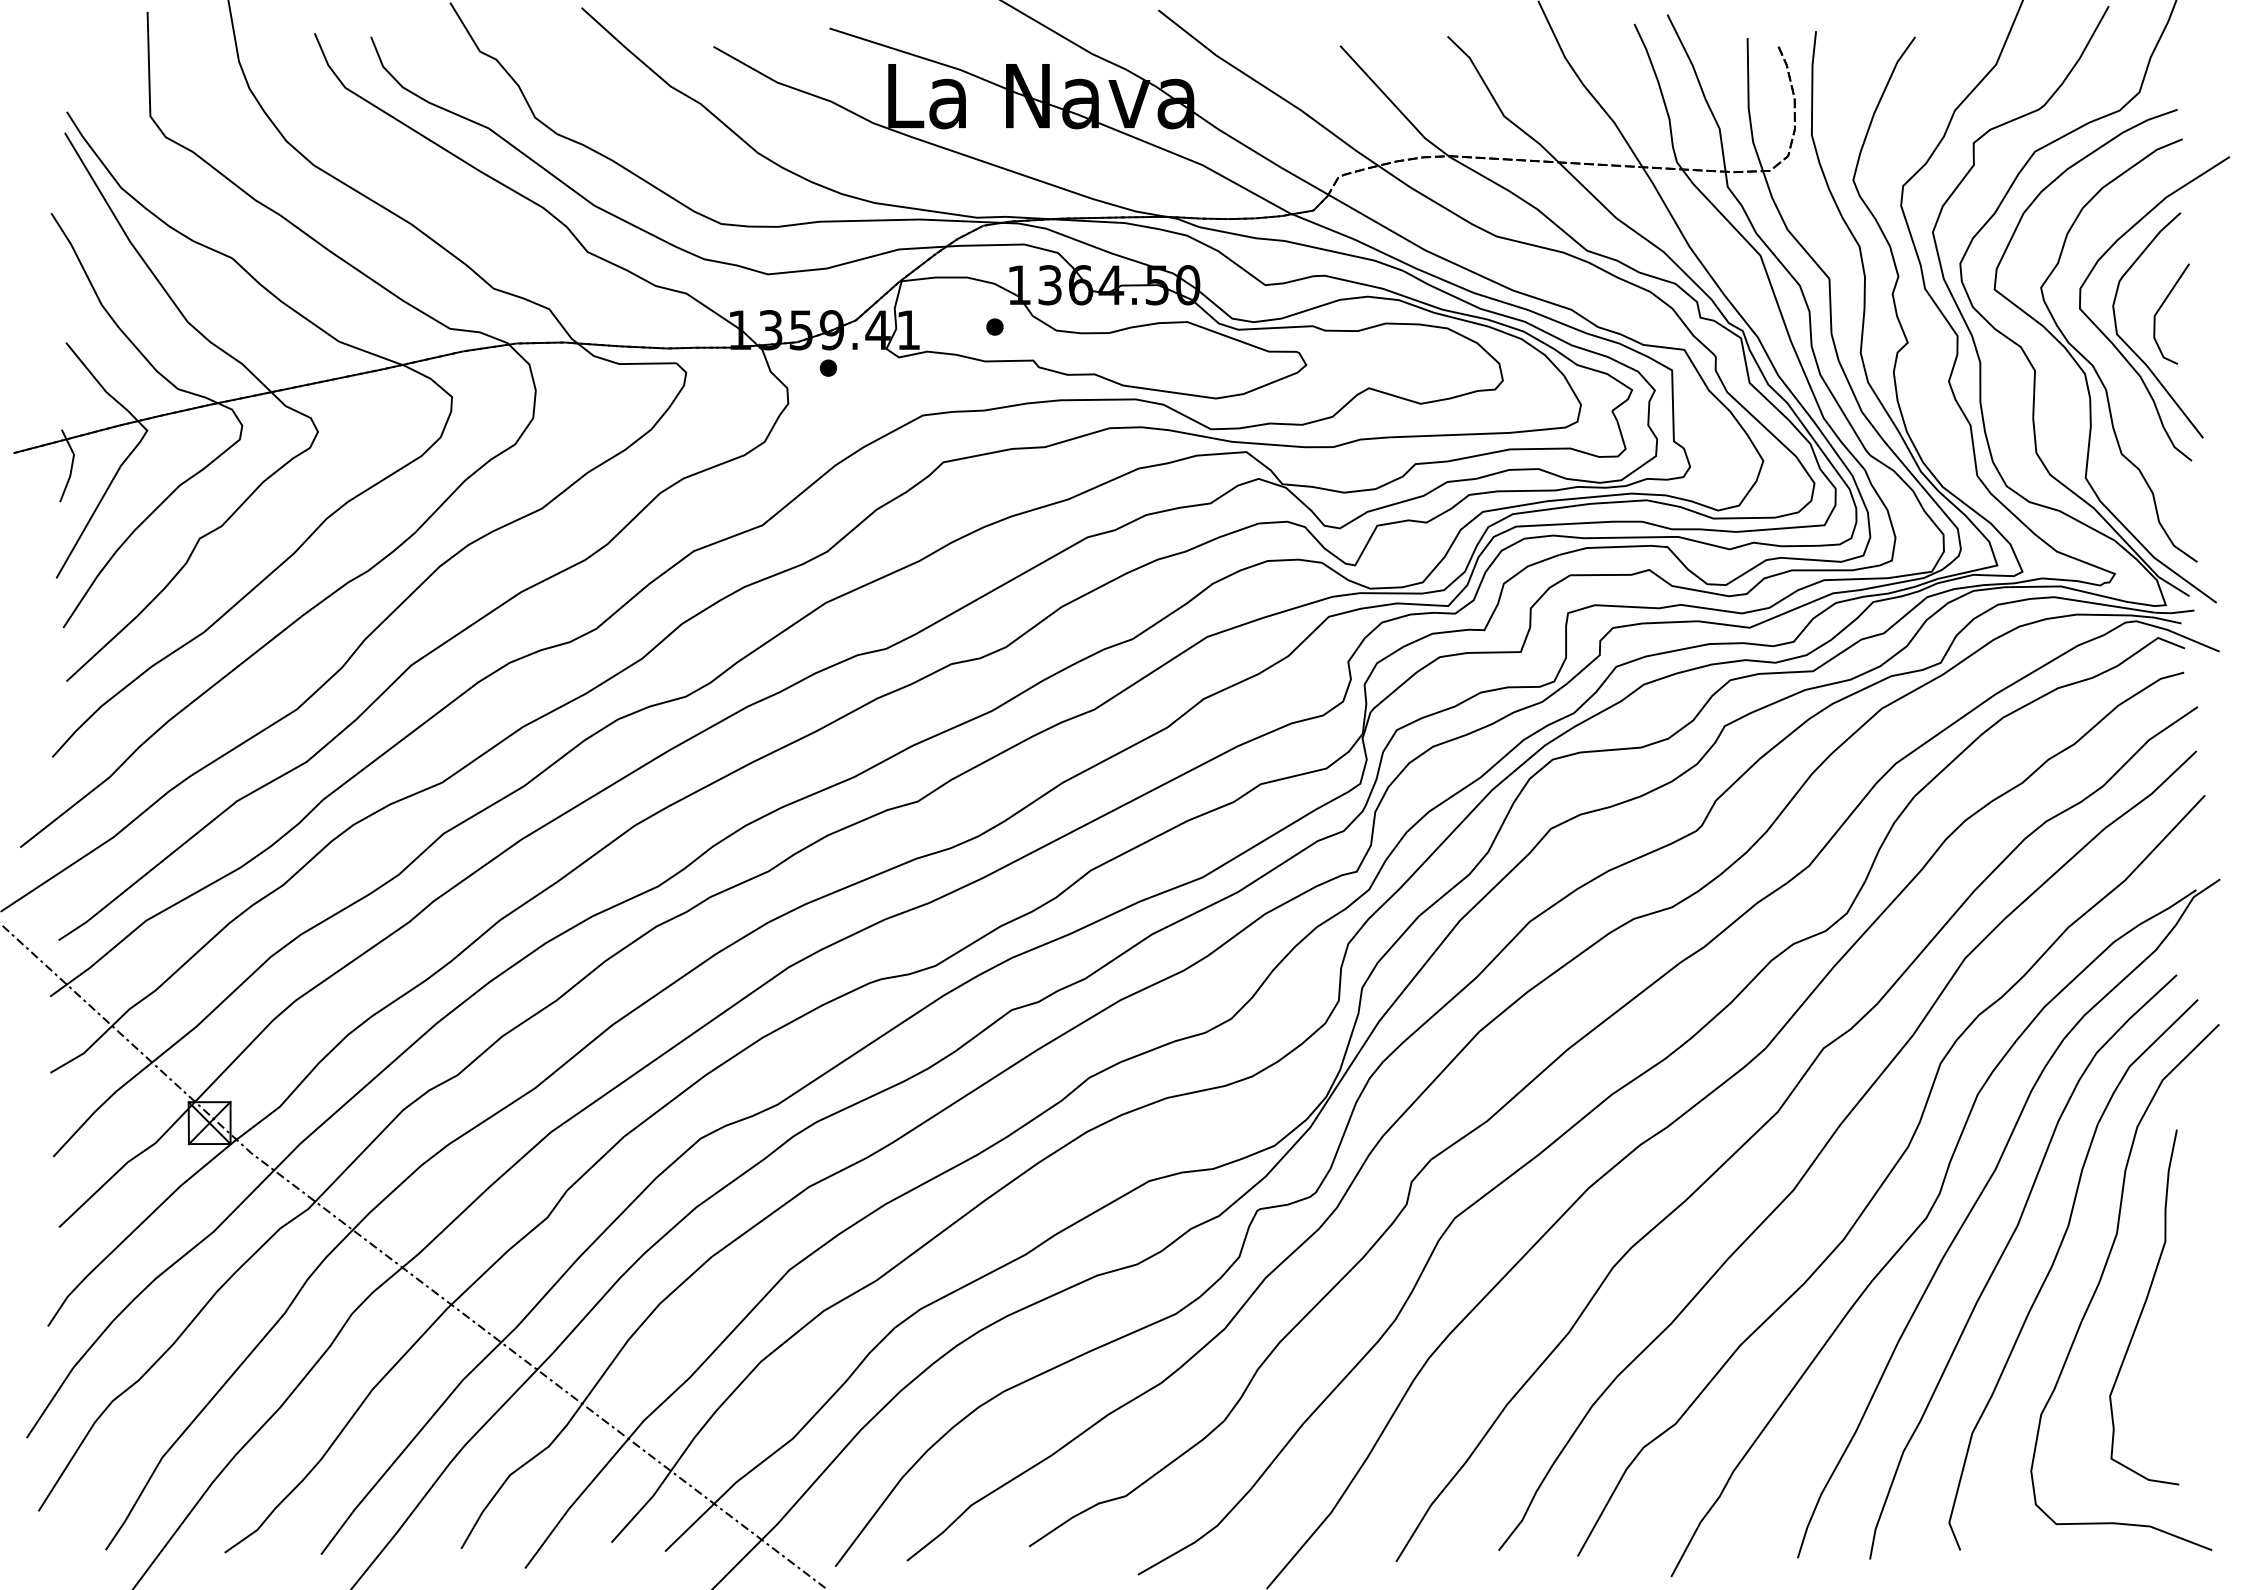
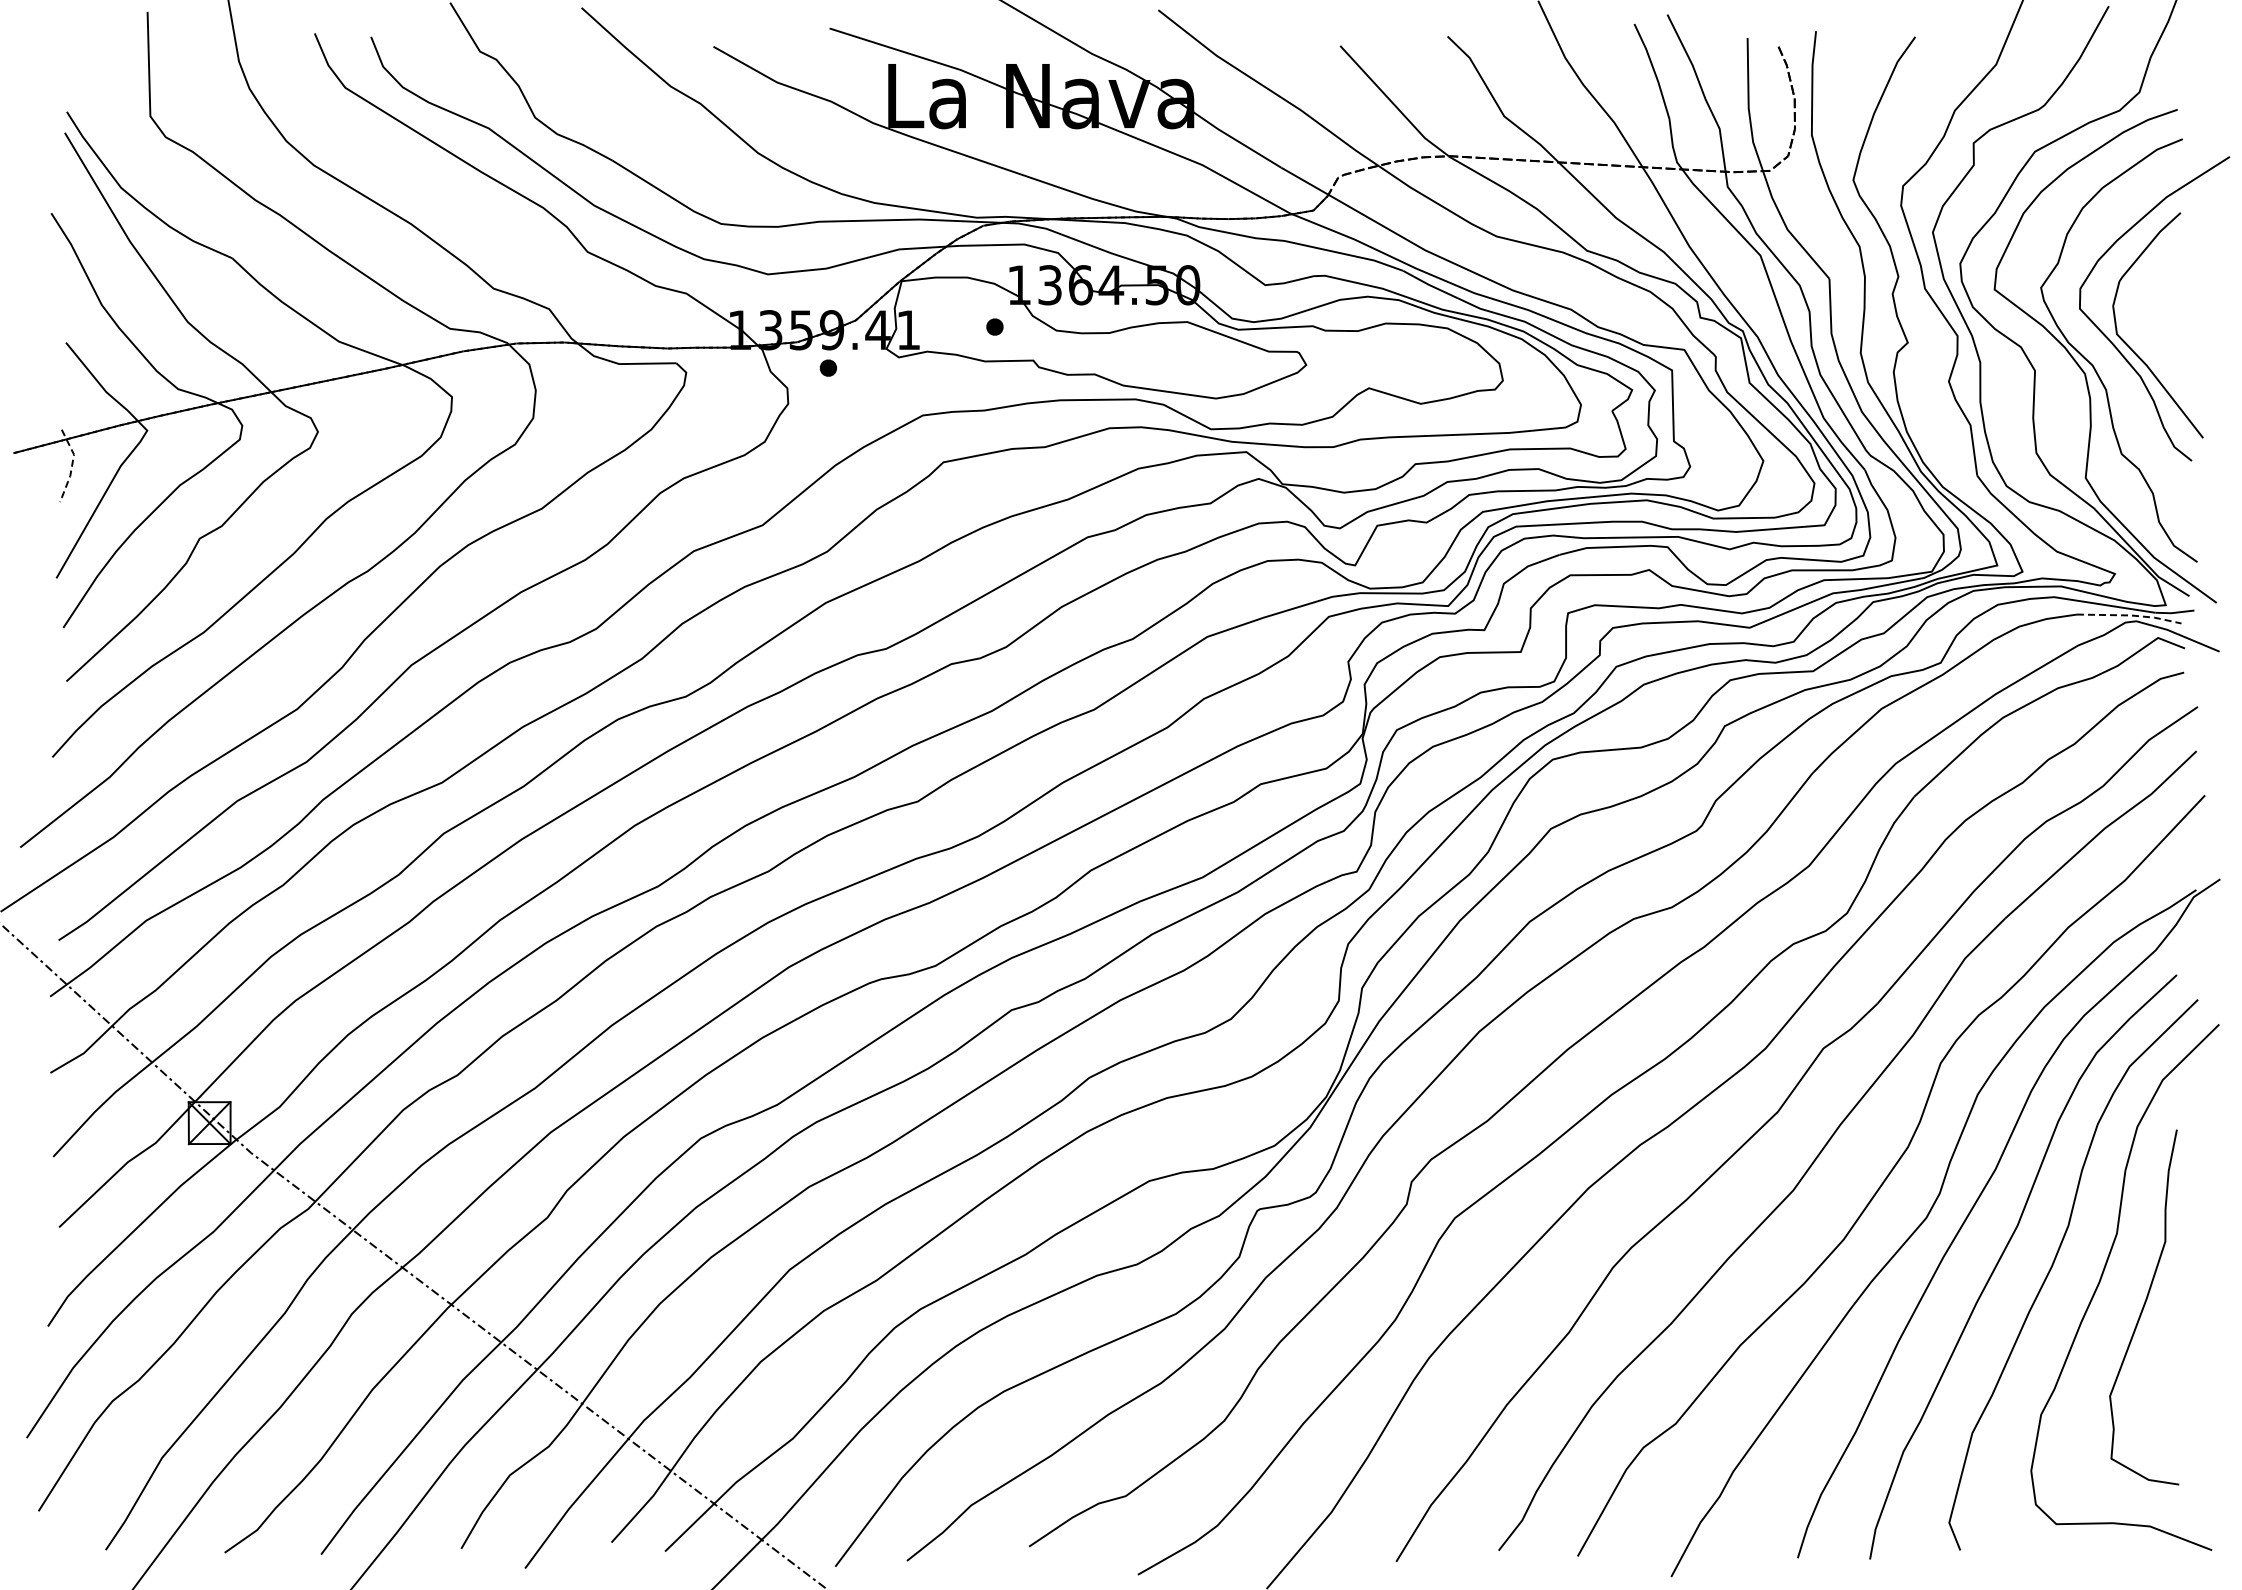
line: present -> none (2162, 306)
line: solid -> dashed (72, 465)
line: solid -> dashed (2131, 615)
